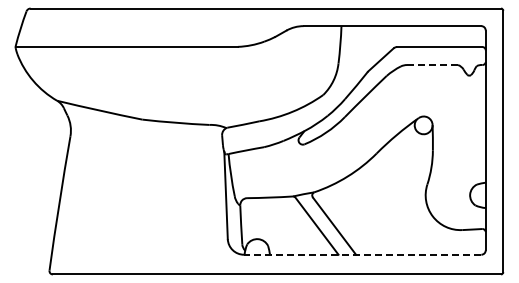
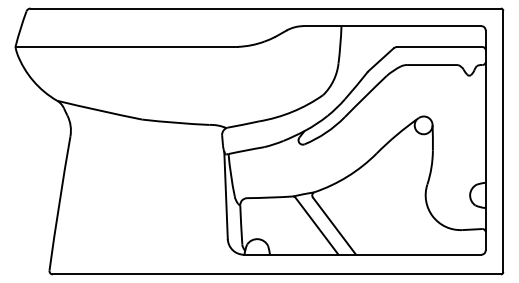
arc: dashed -> solid (432, 65)
line: dashed -> solid (362, 254)
